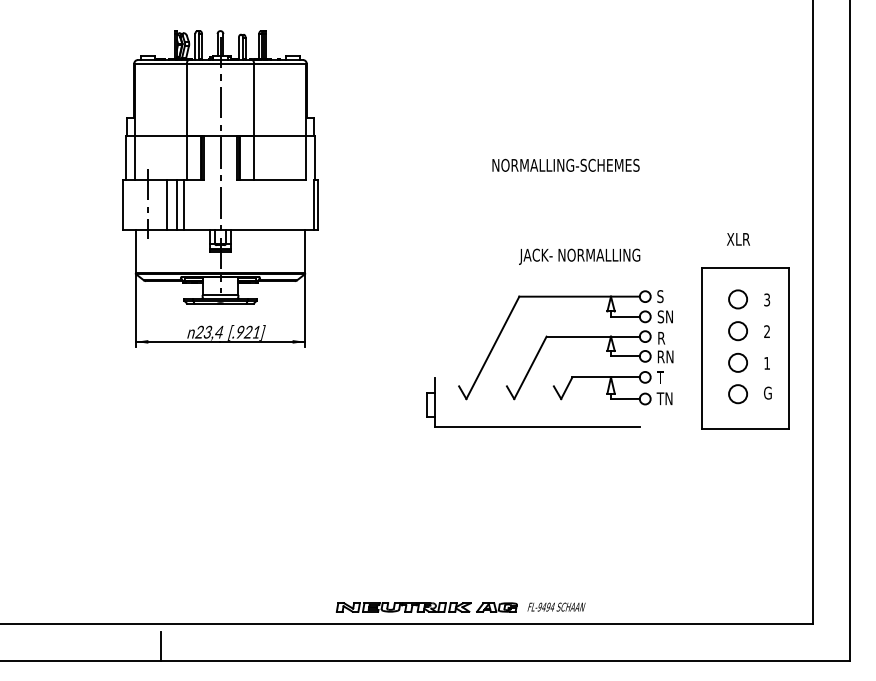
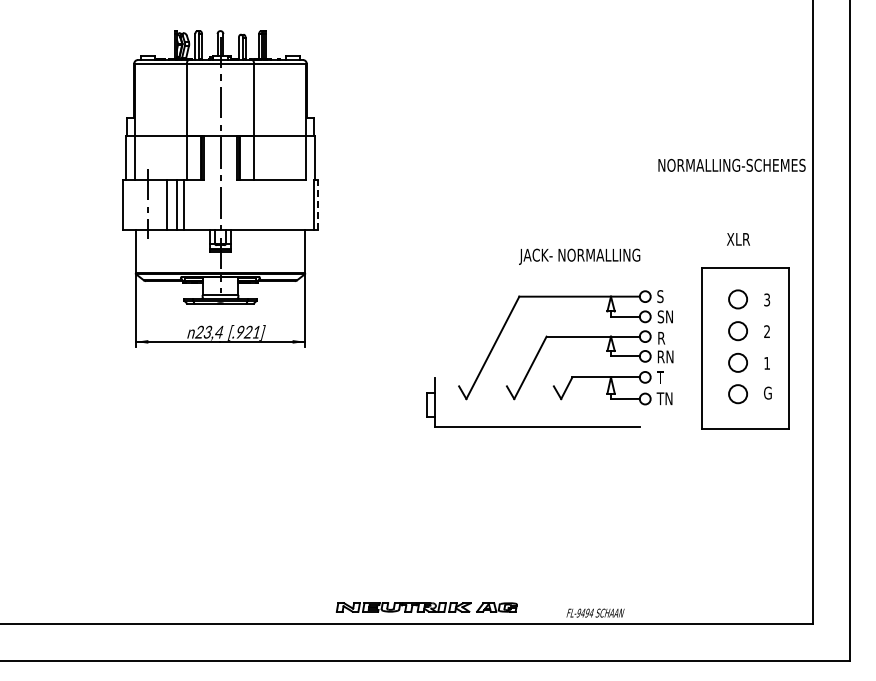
text position: (565, 164) -> (731, 164) (731, 164)
line: solid -> dashed (318, 204)
text position: (556, 606) -> (595, 612) (595, 612)
line: present -> none (161, 645)
